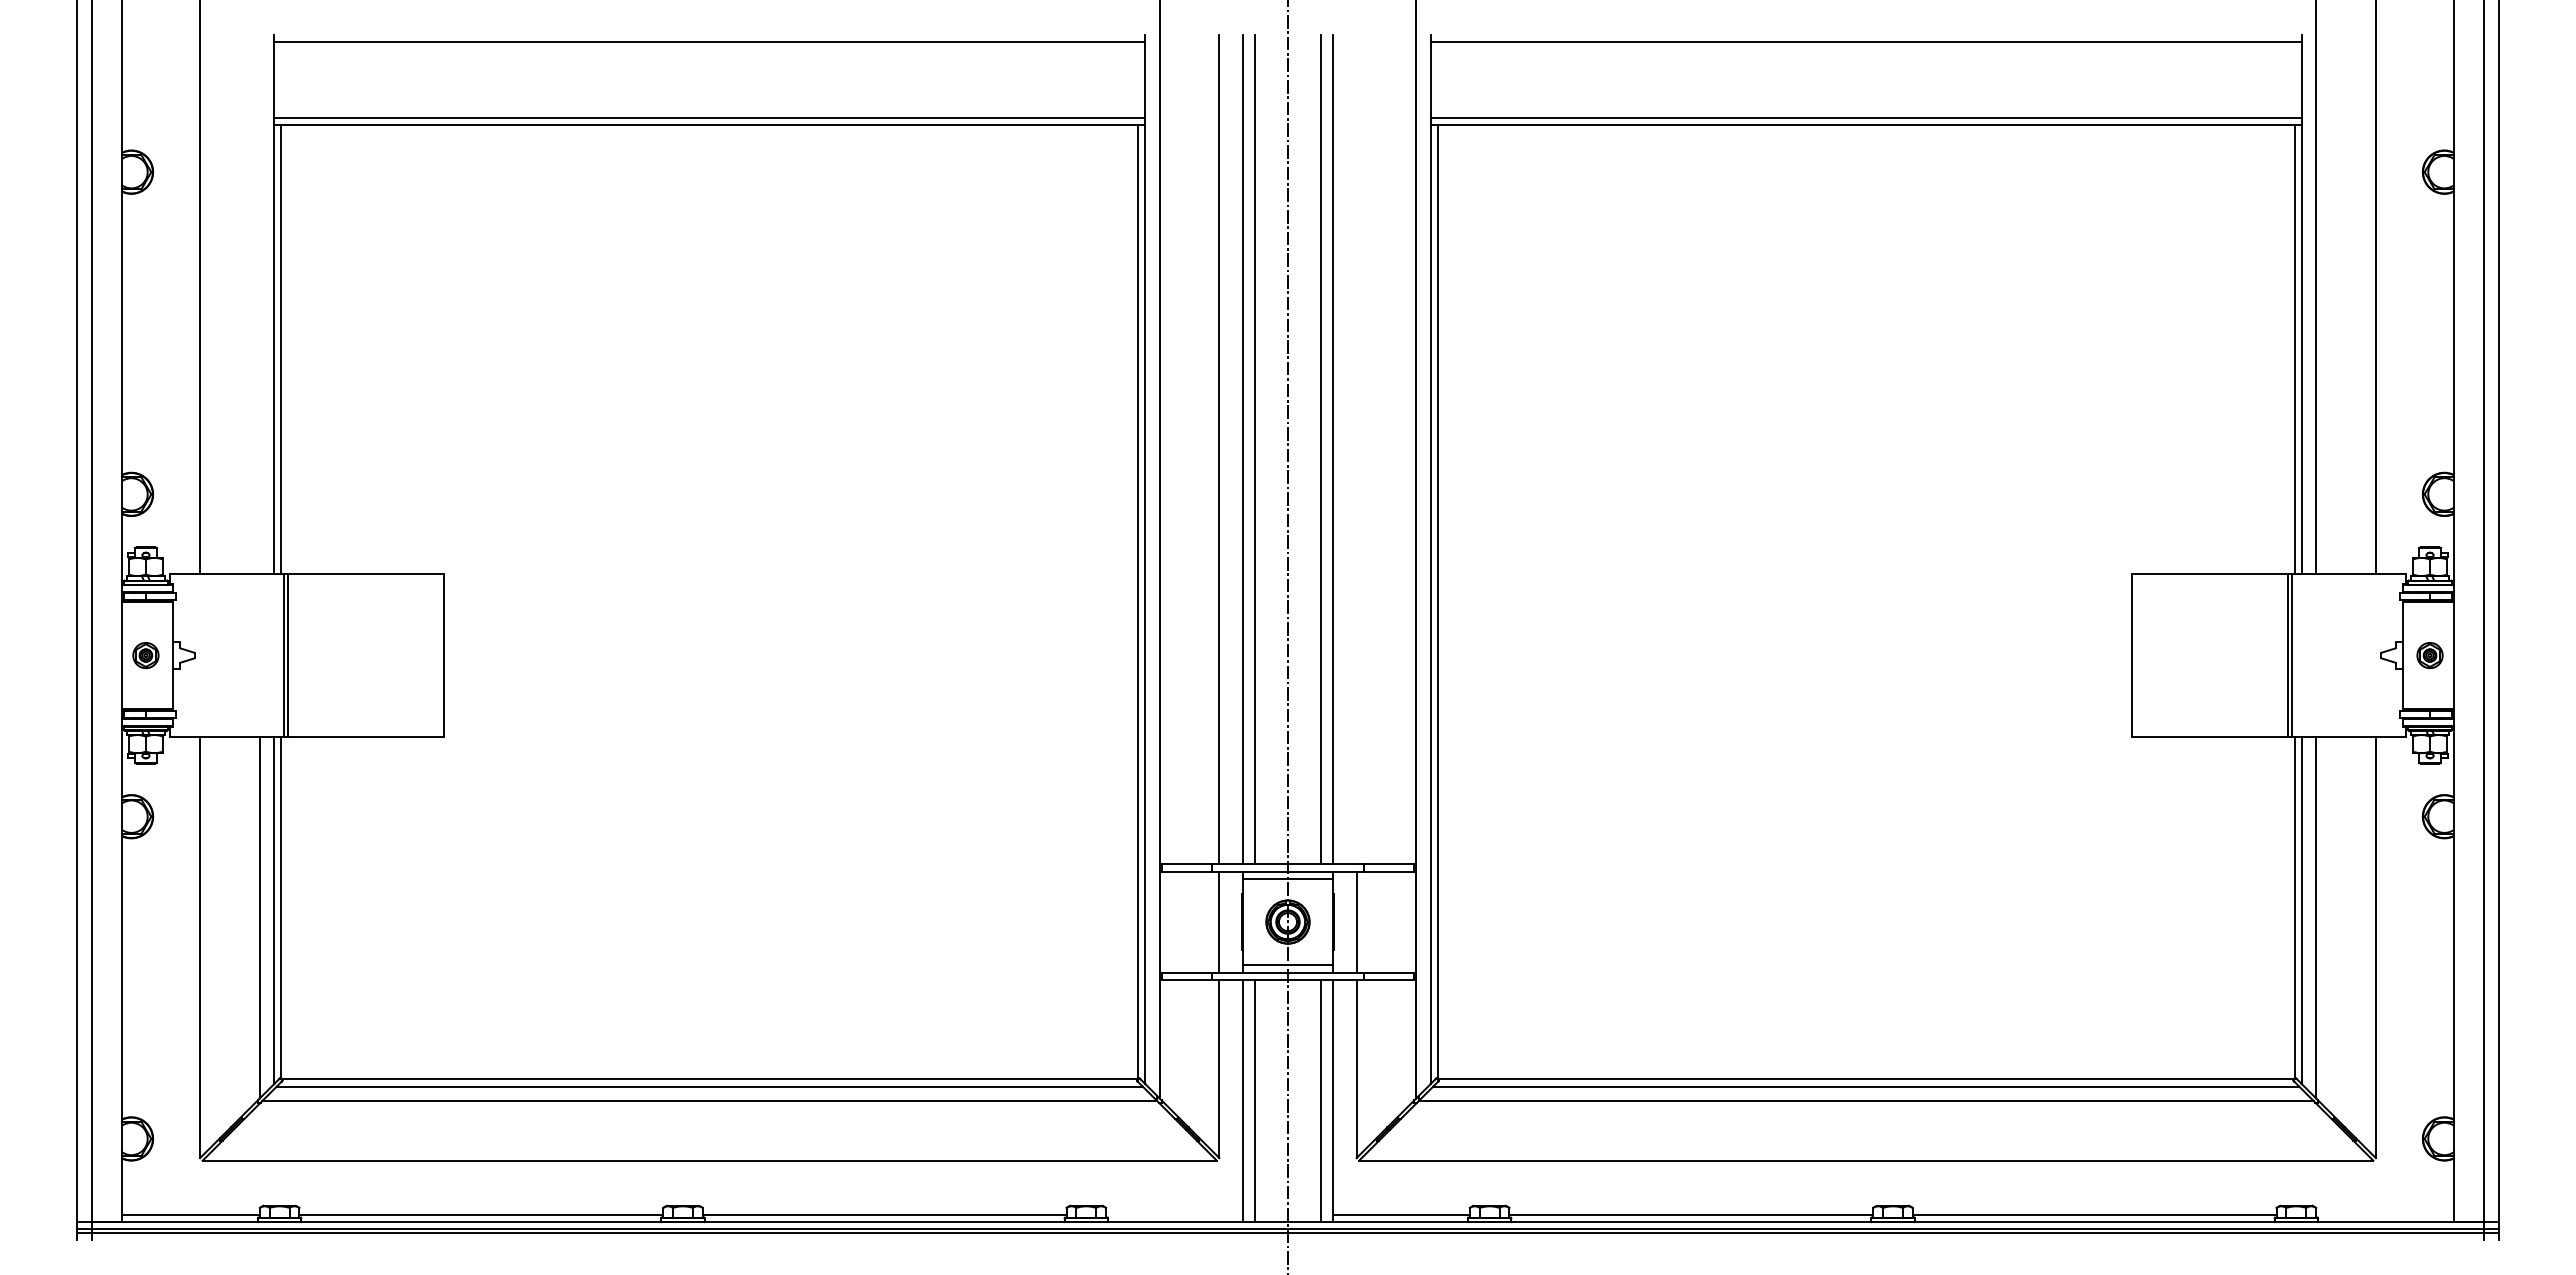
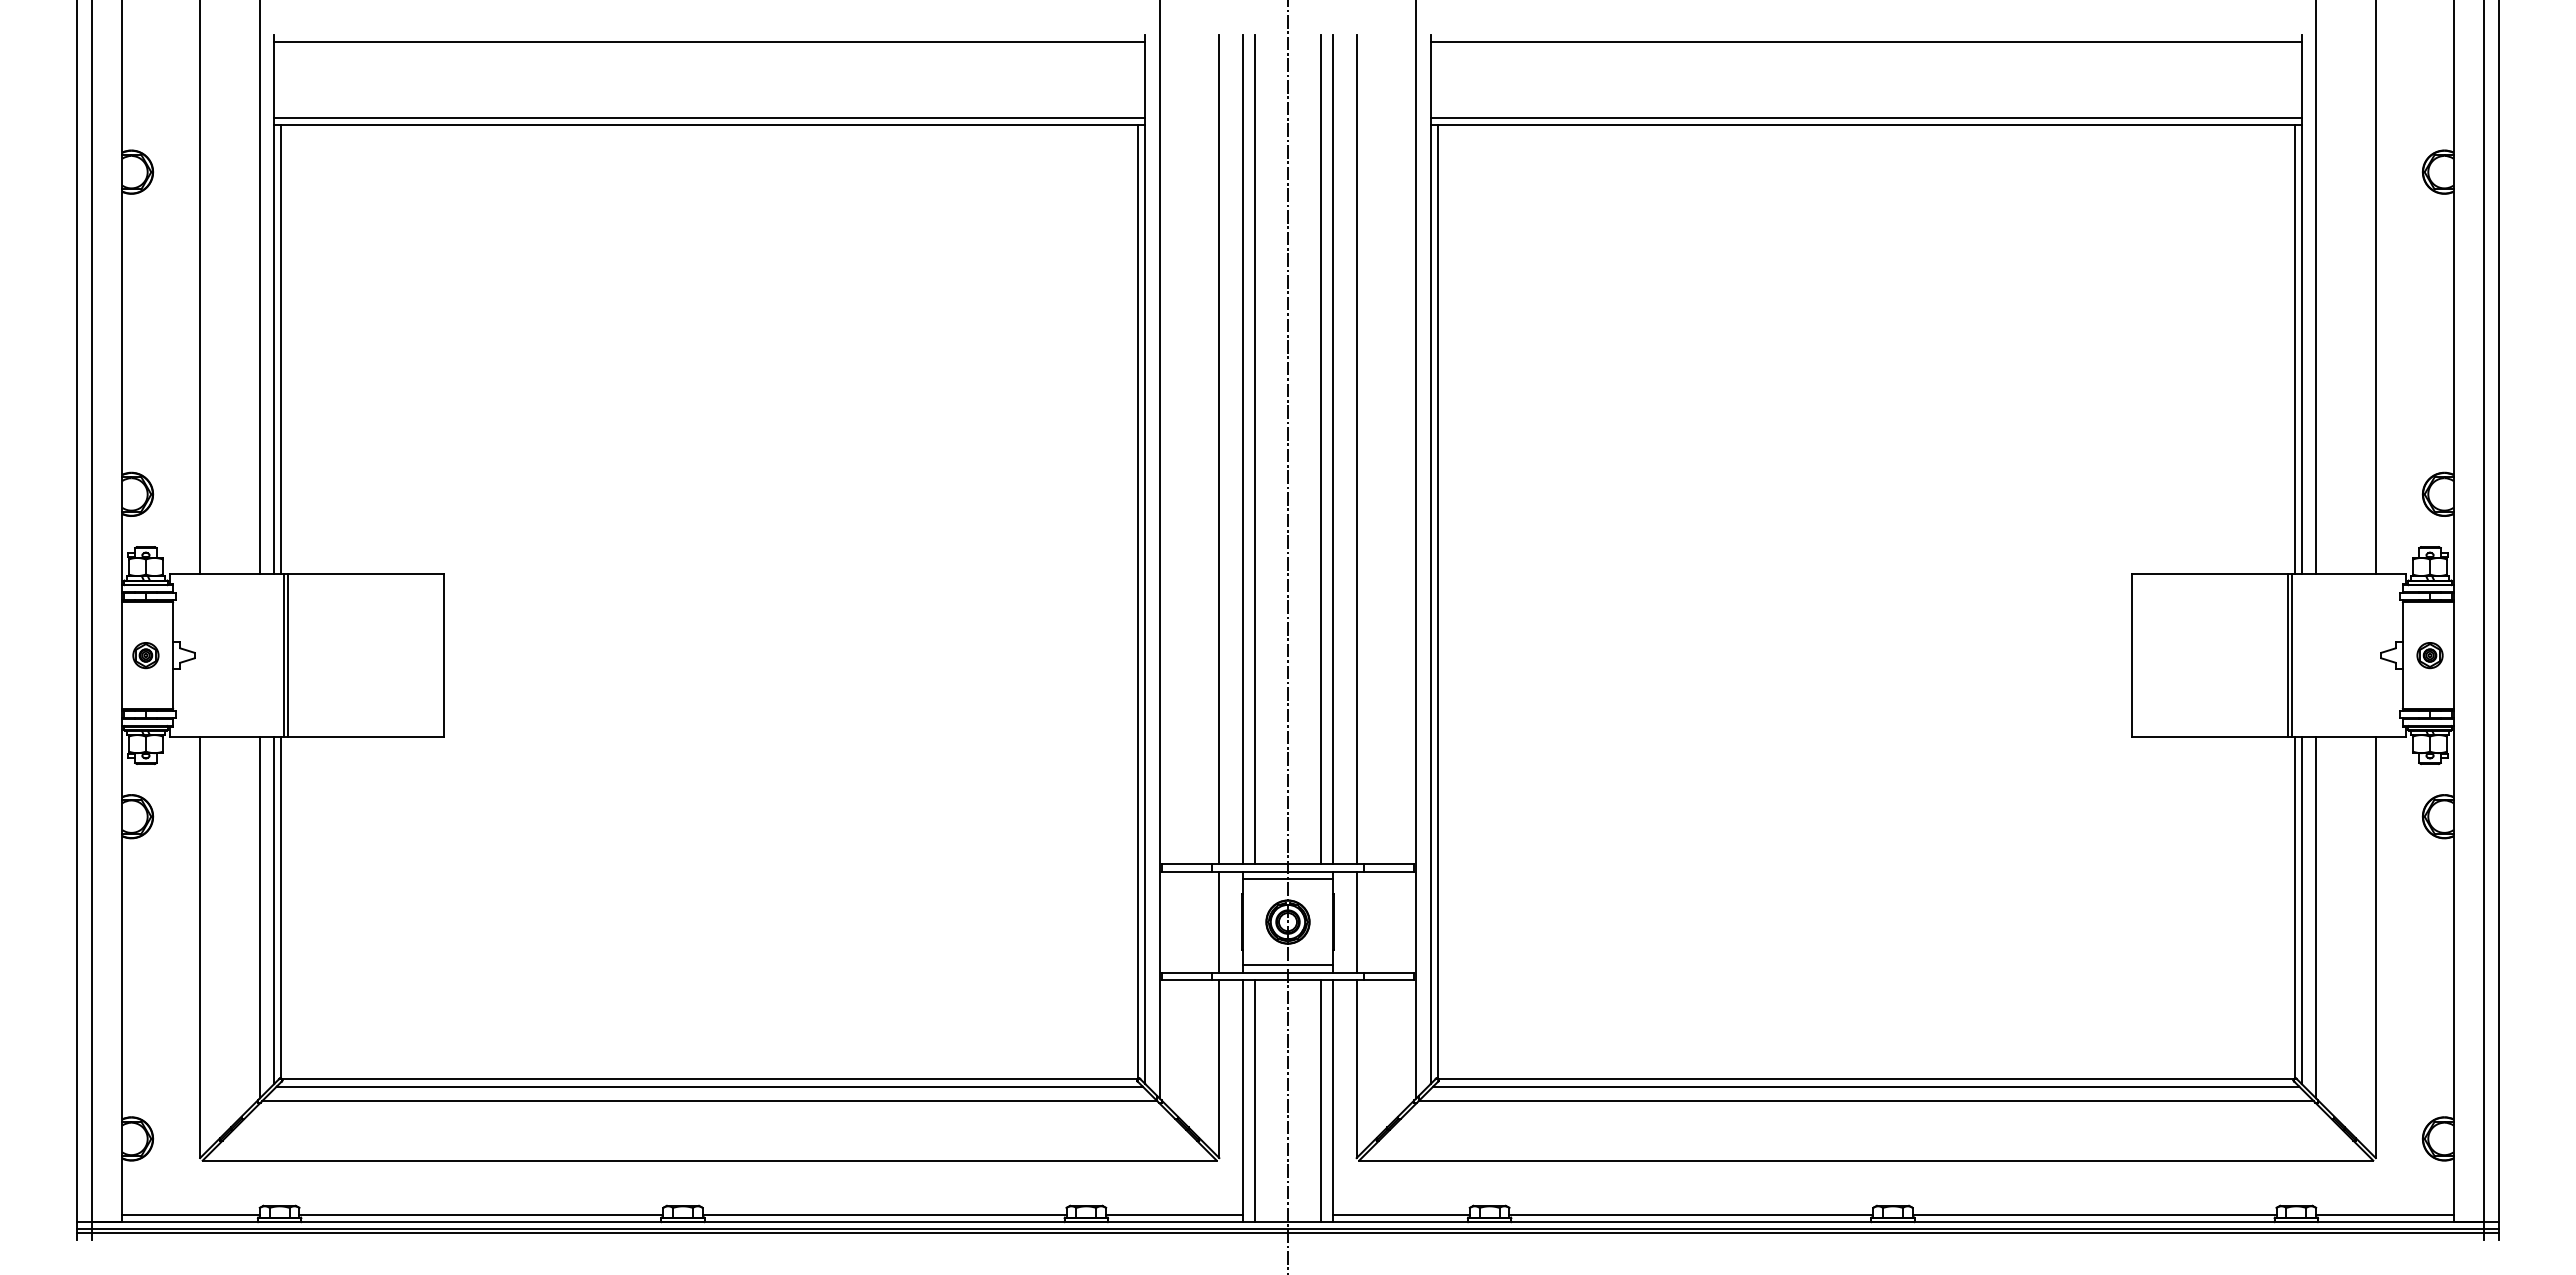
line: none -> present (259, 288)
line: none -> present (1356, 449)
line: none -> present (1174, 1214)
line: none -> present (2384, 1214)
